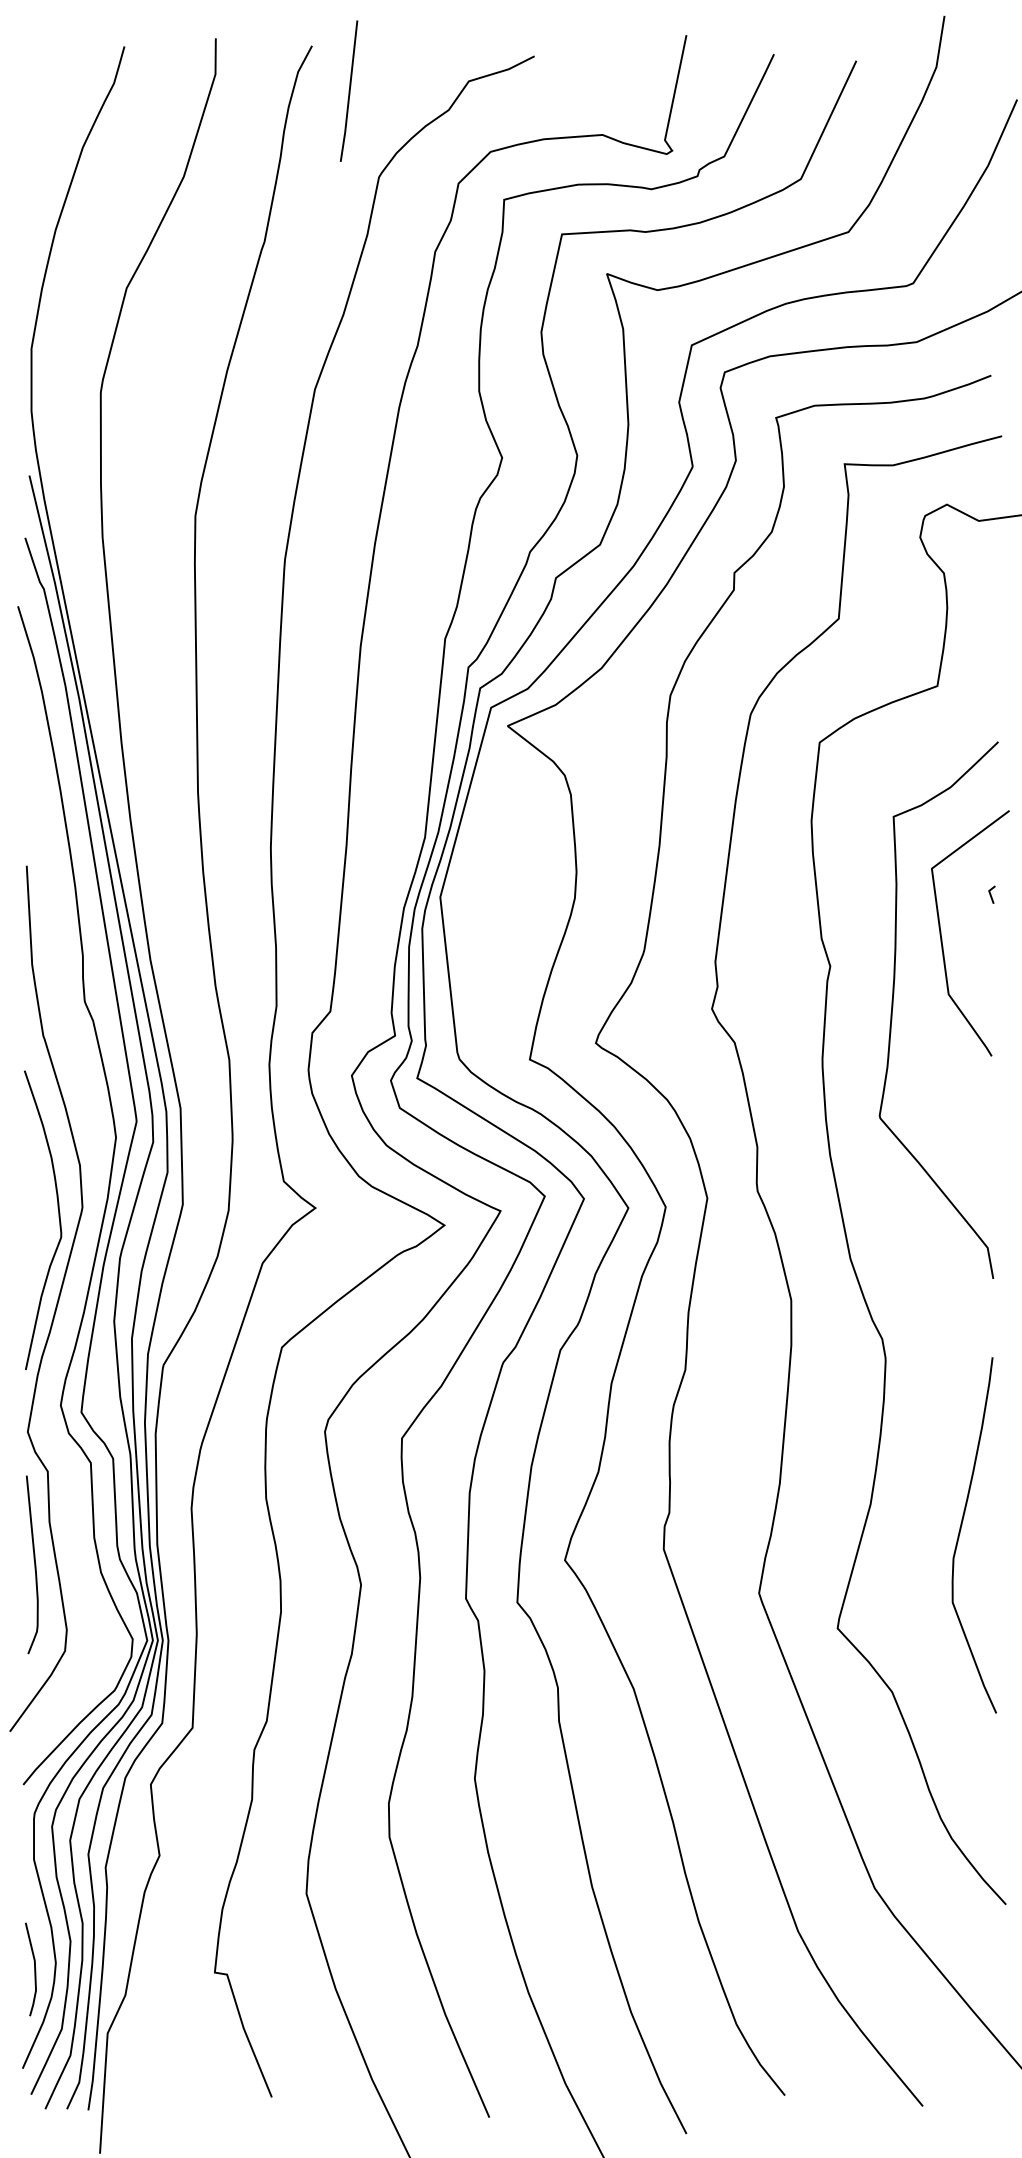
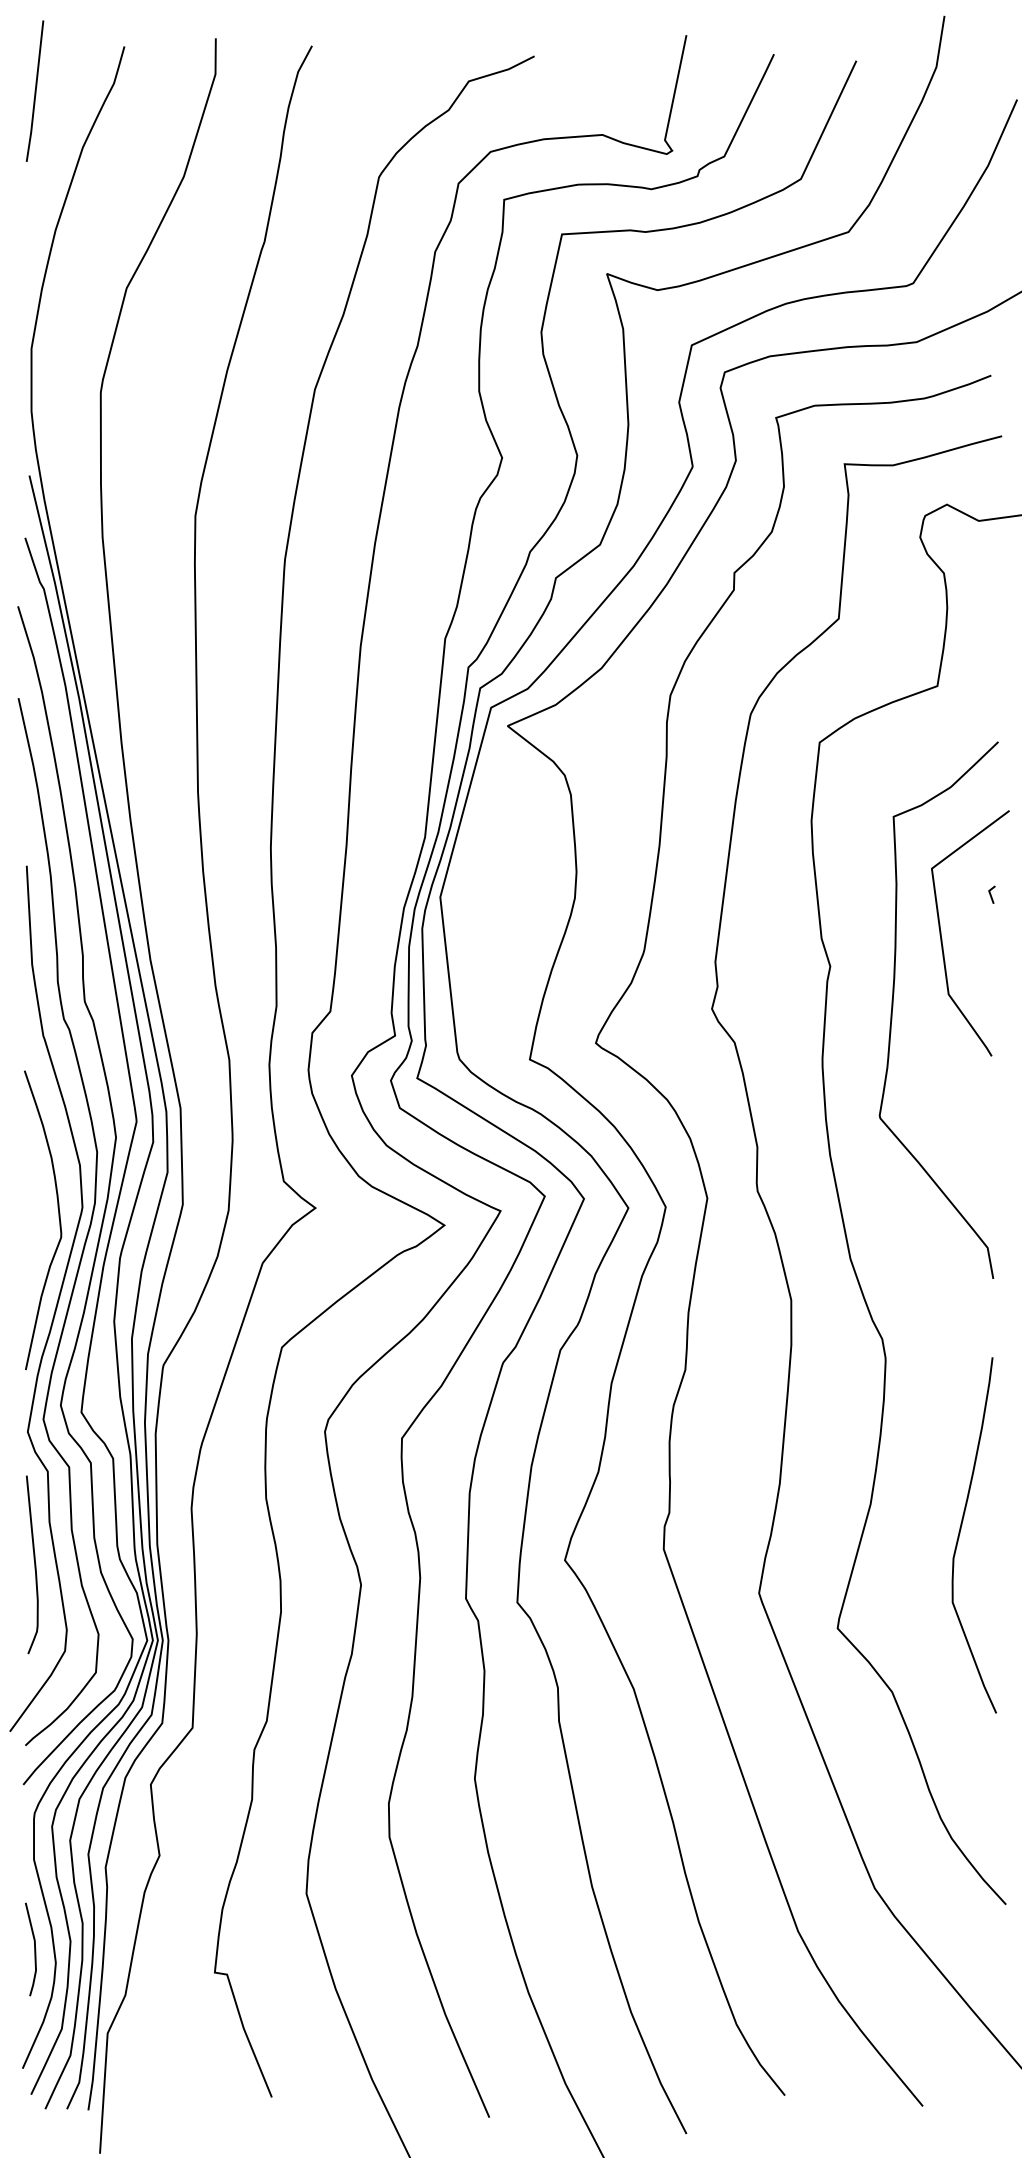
line position: (348, 90) -> (34, 90) (34, 90)
curve: none -> present (88, 1227)
line position: (34, 1969) -> (34, 1949) (34, 1949)
